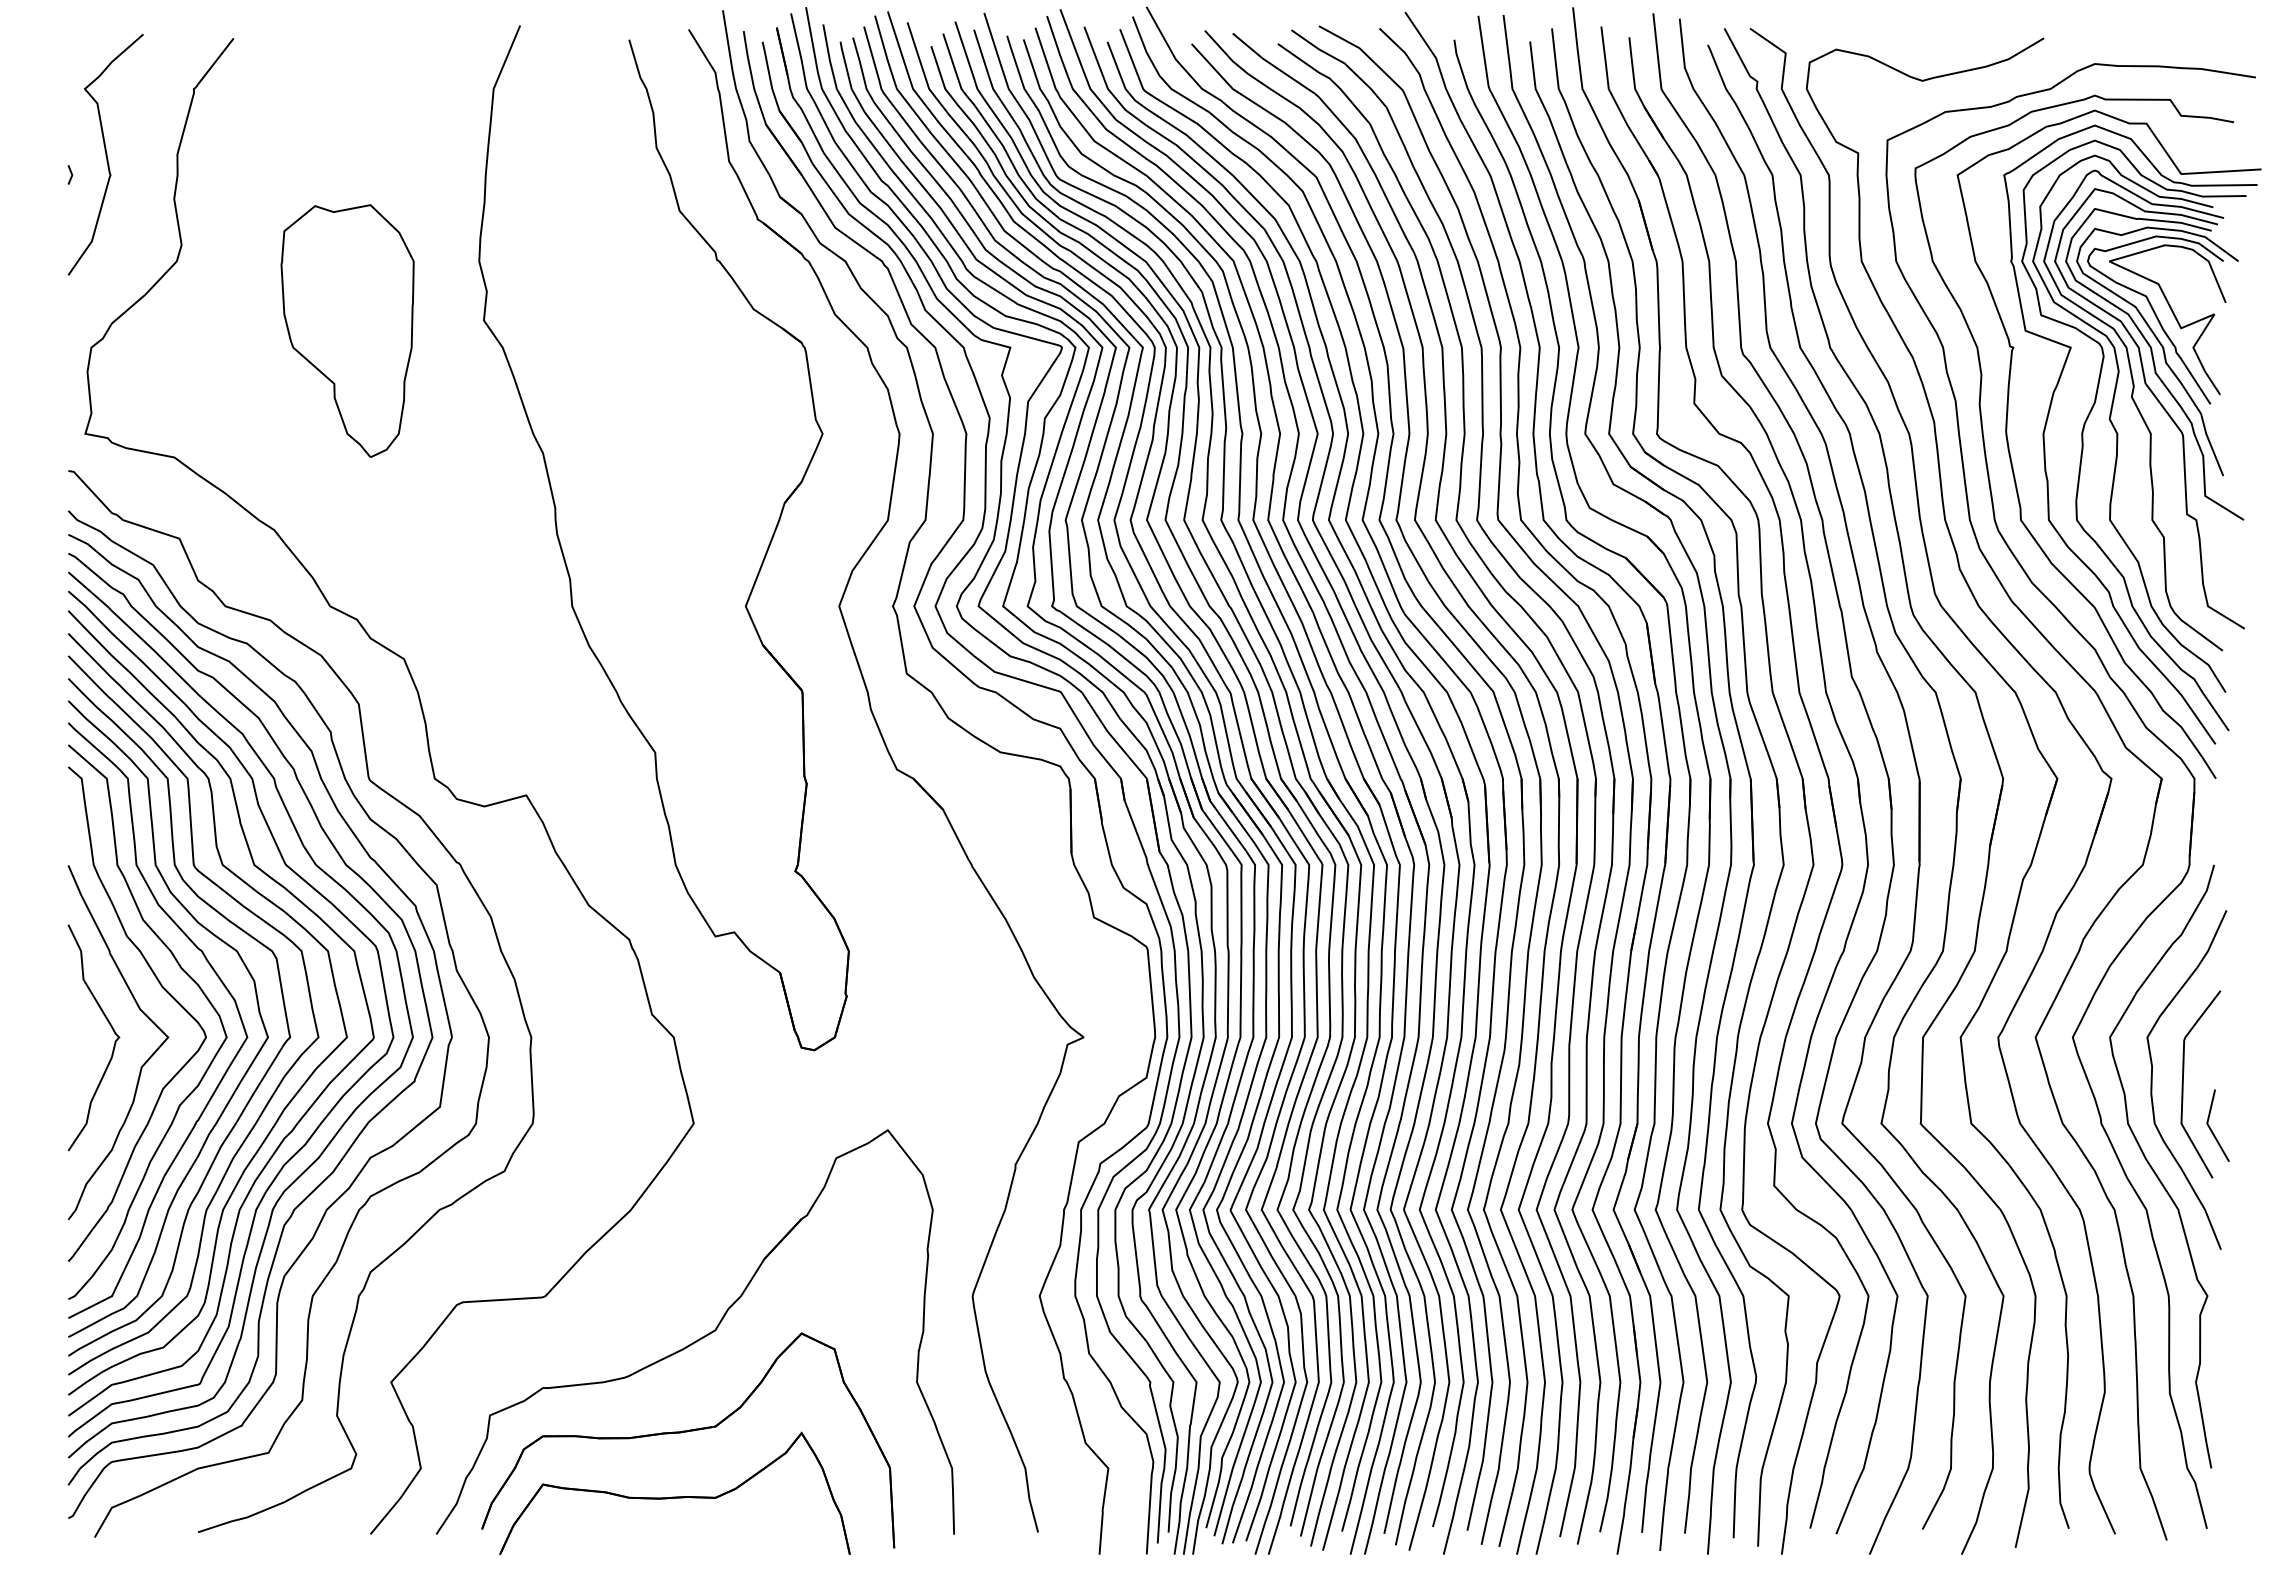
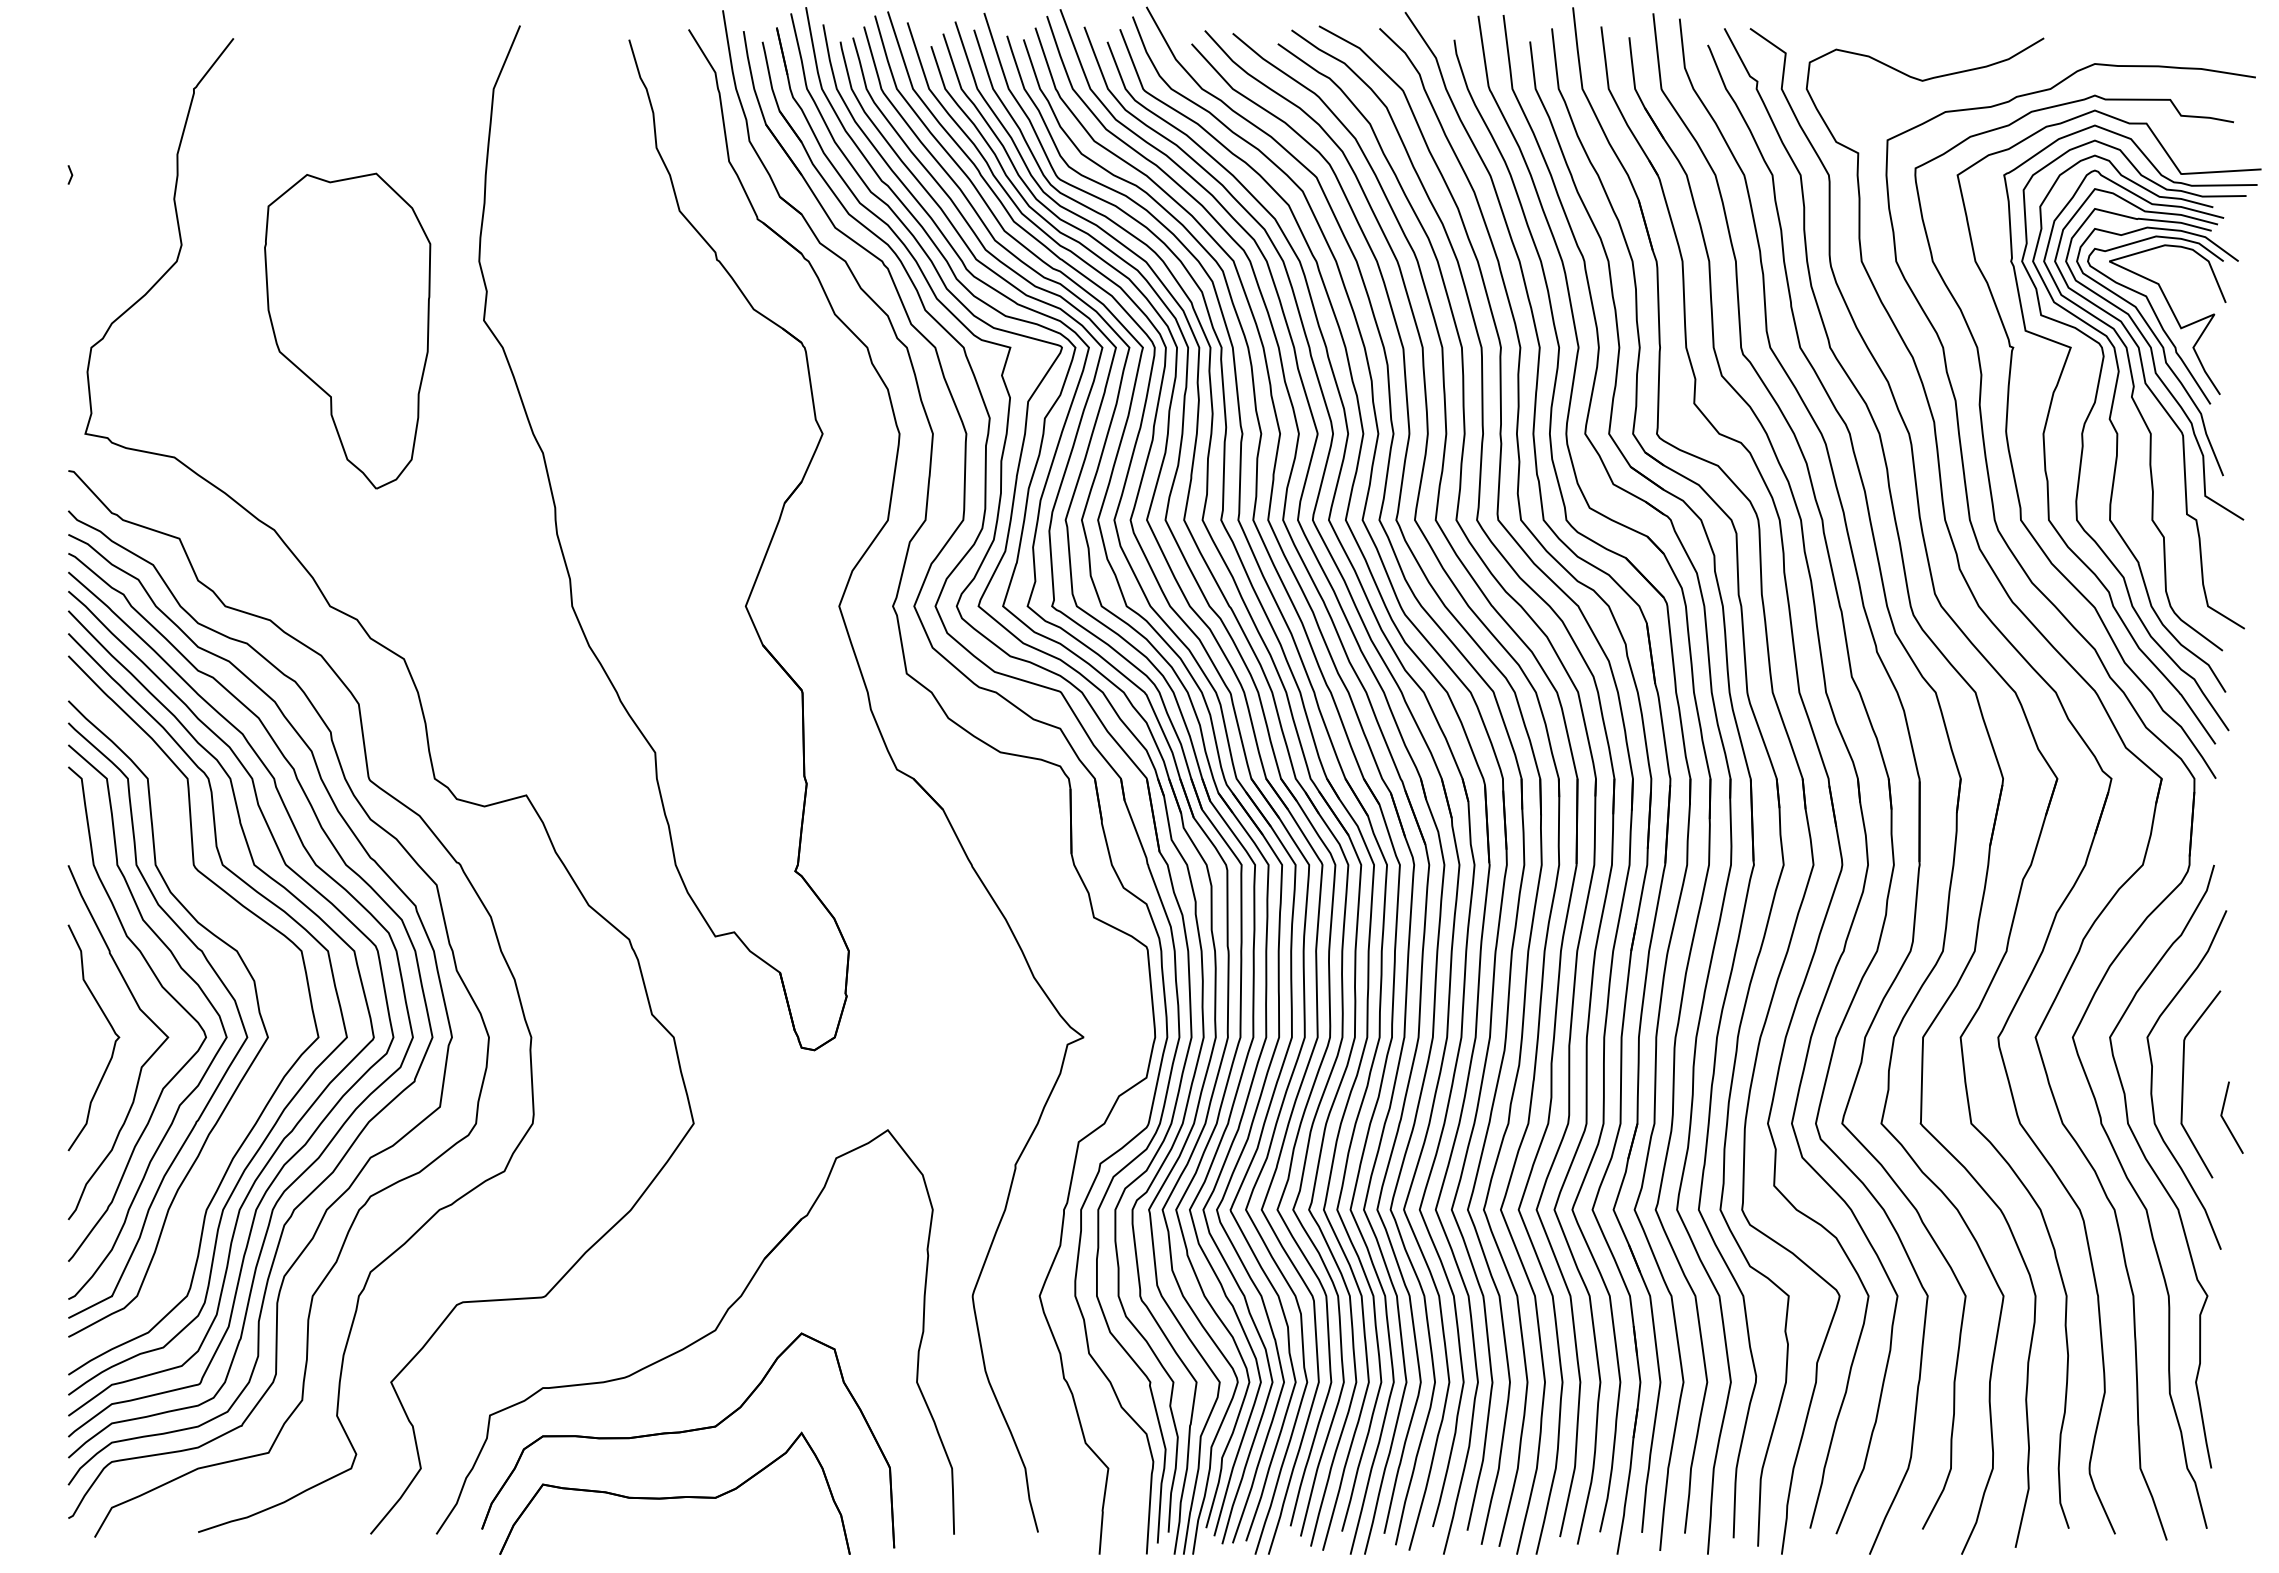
curve: present -> none (105, 154)
part size: 135x254 px -> 168x318 px (347, 330)
curve: present -> none (266, 1070)
line position: (2211, 1128) -> (2225, 1120) (2225, 1120)
